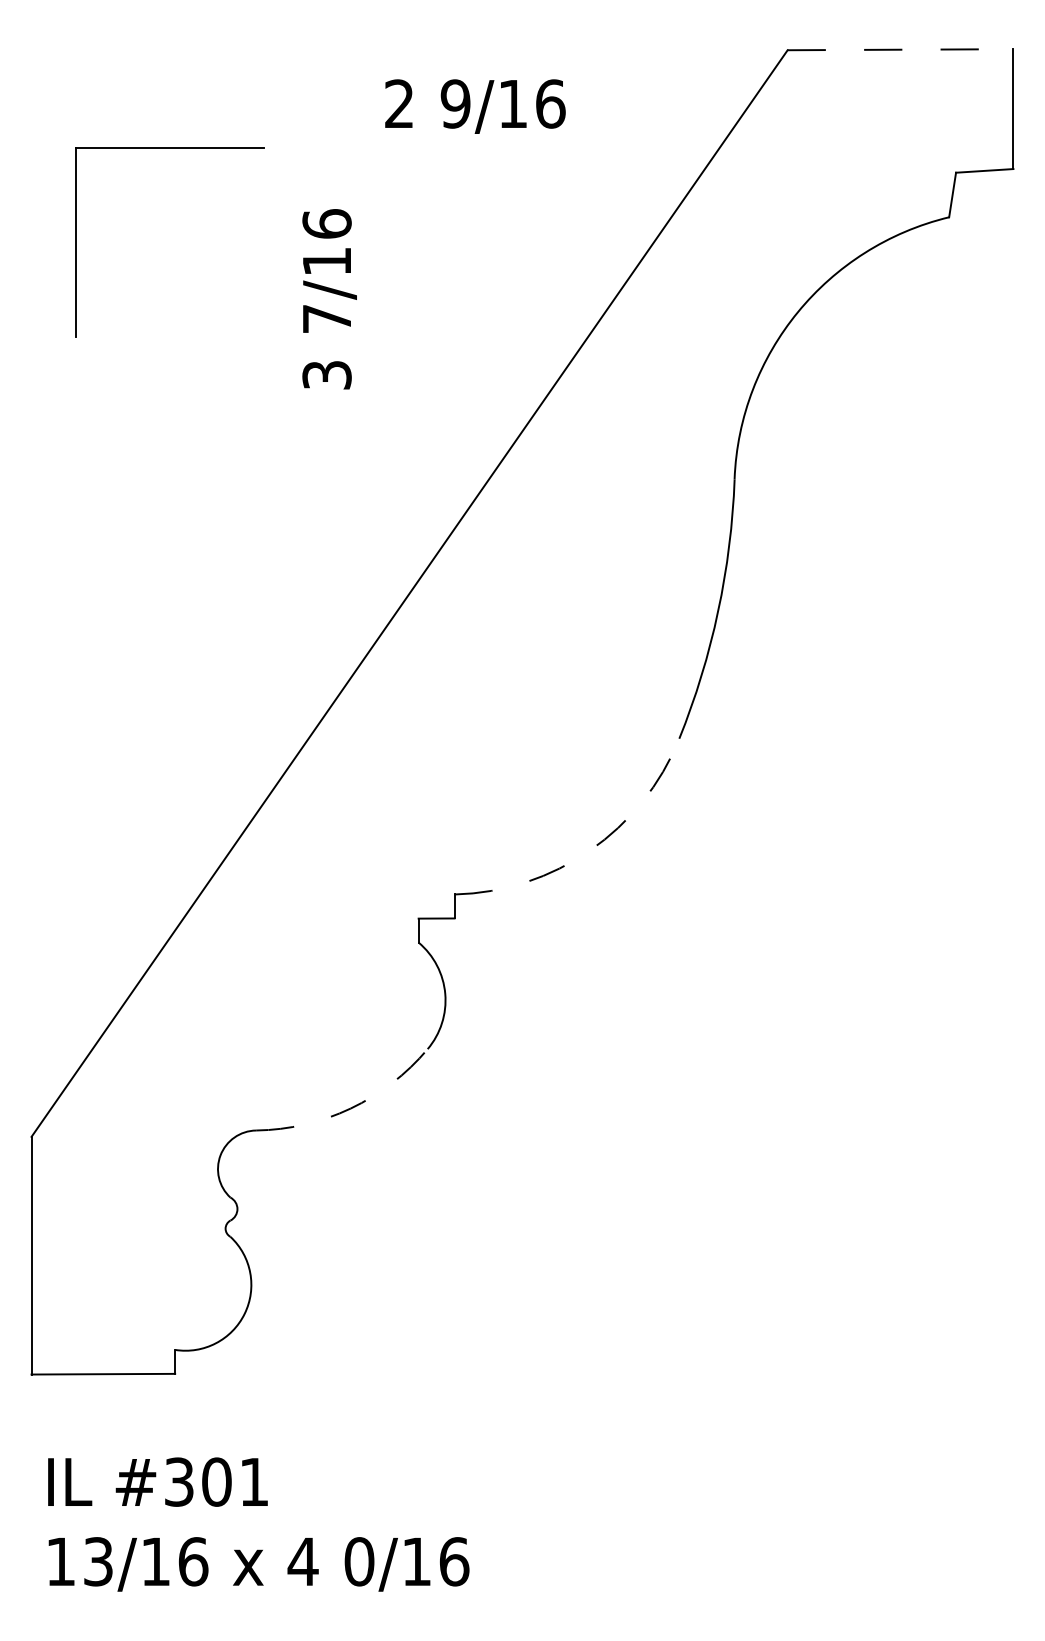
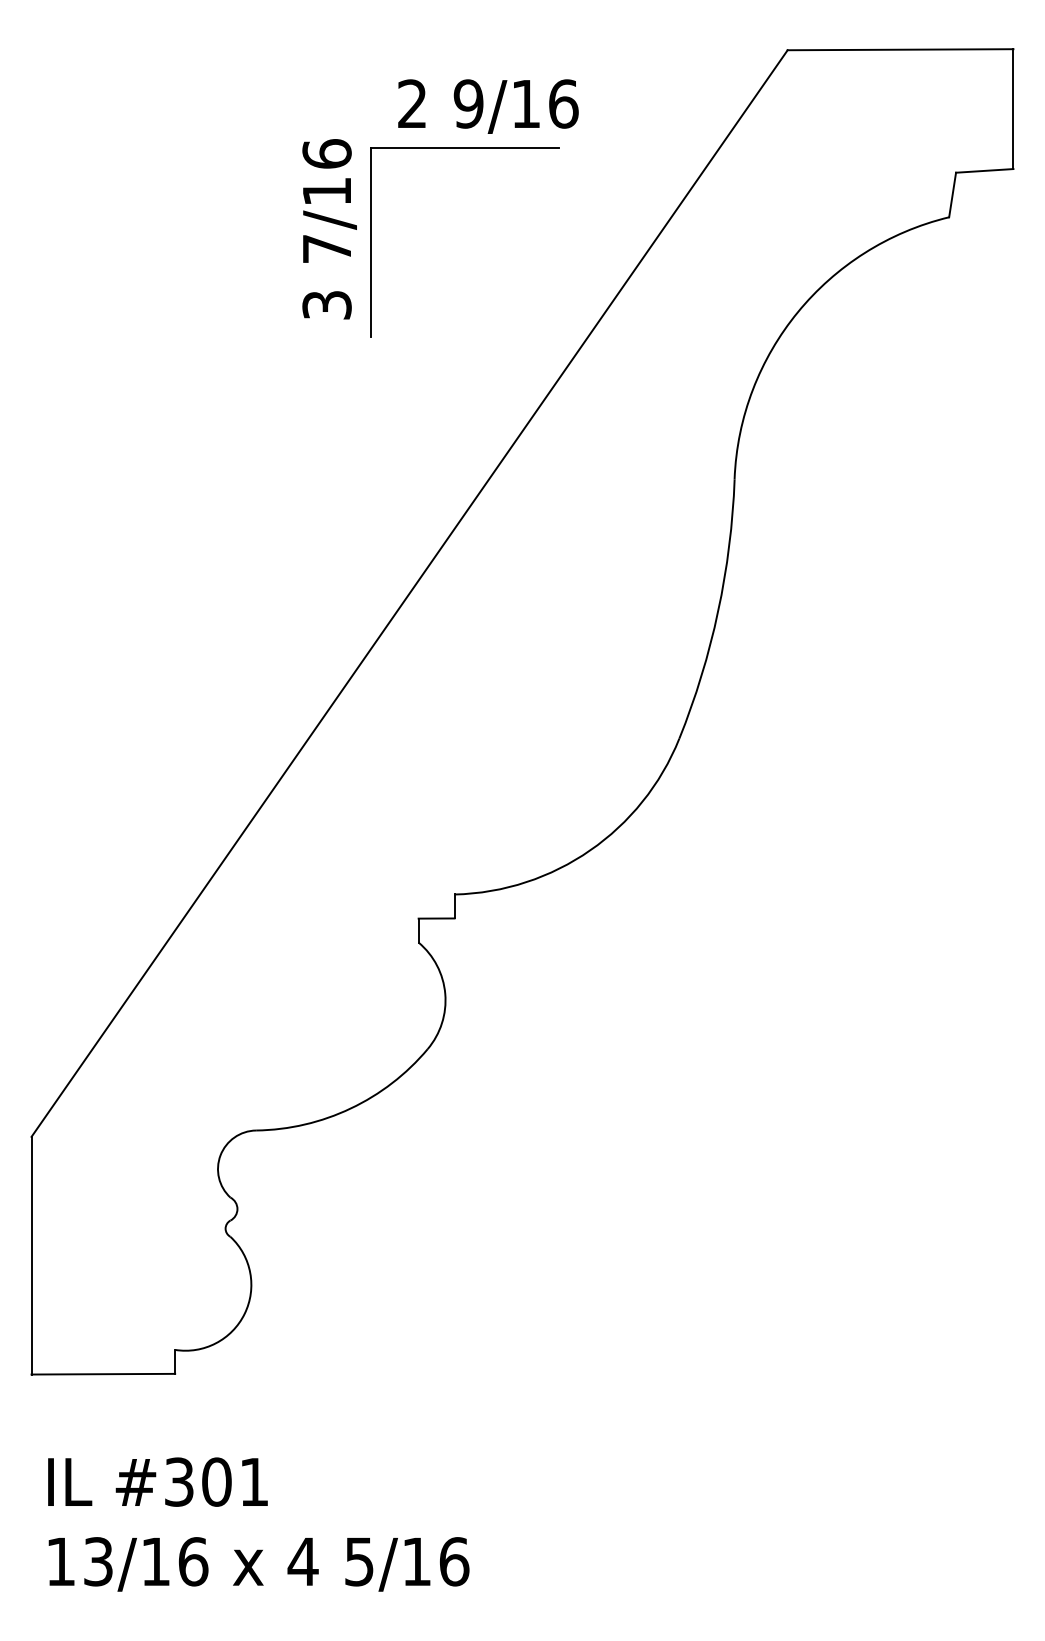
line: dashed -> solid (900, 49)
text position: (475, 106) -> (488, 106) (488, 106)
part position: (76, 242) -> (371, 242) (371, 242)
text position: (329, 299) -> (329, 229) (329, 229)
arc: dashed -> solid (590, 850)
arc: dashed -> solid (350, 1108)
text: 0/16 -> 5/16 (359, 1561)
